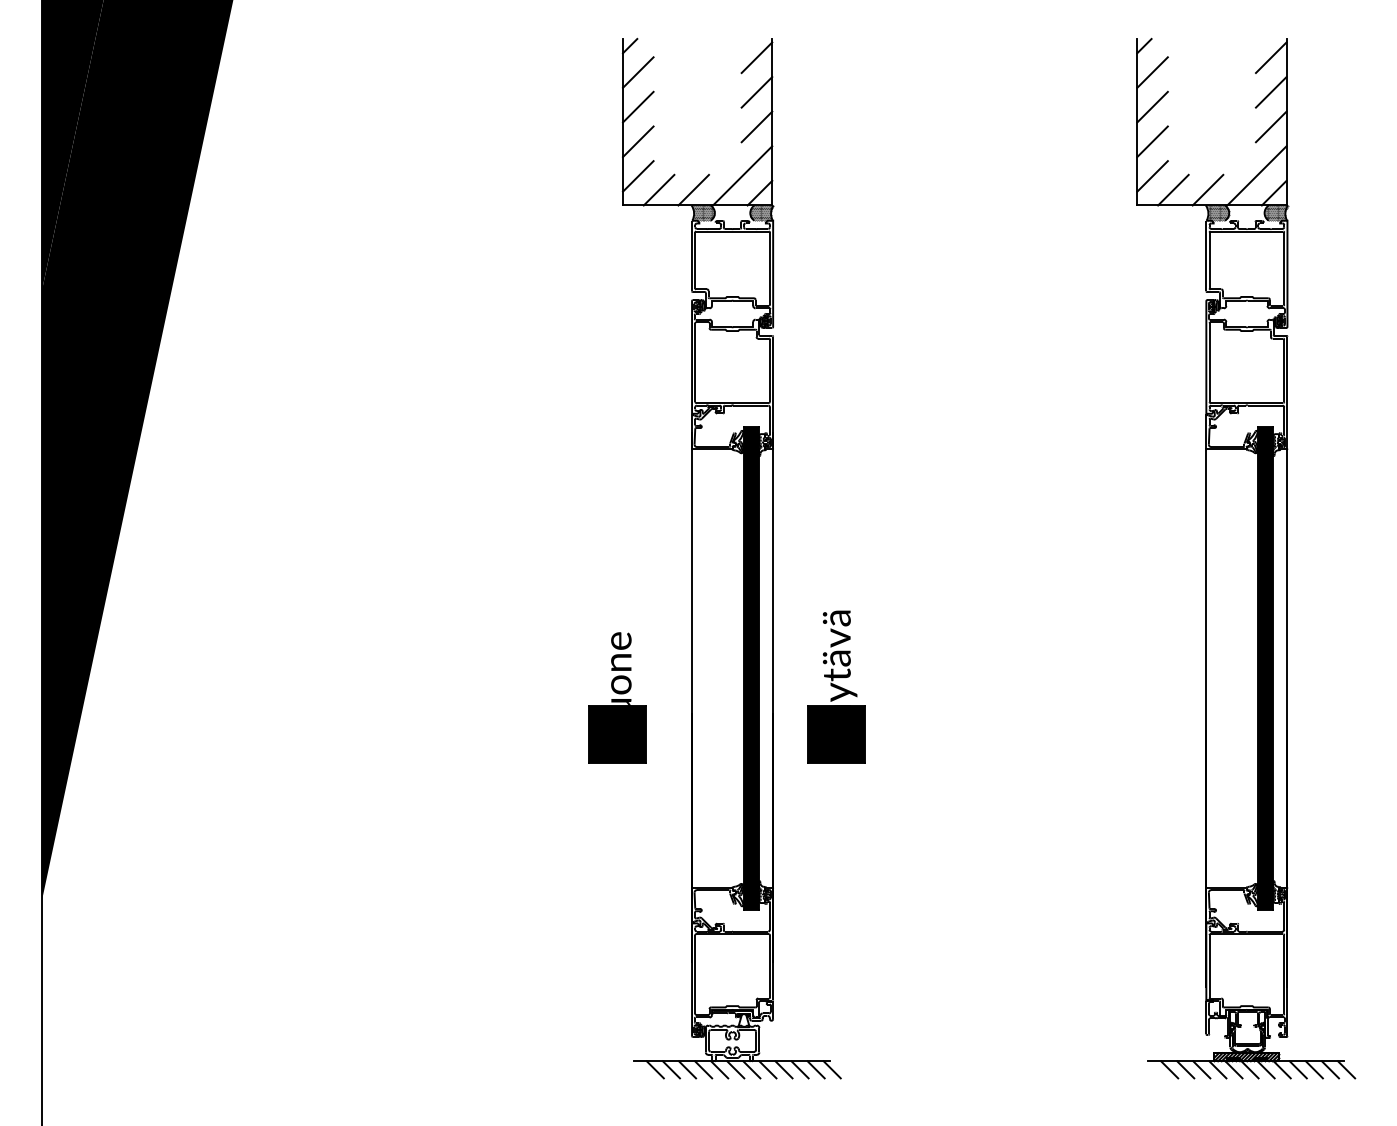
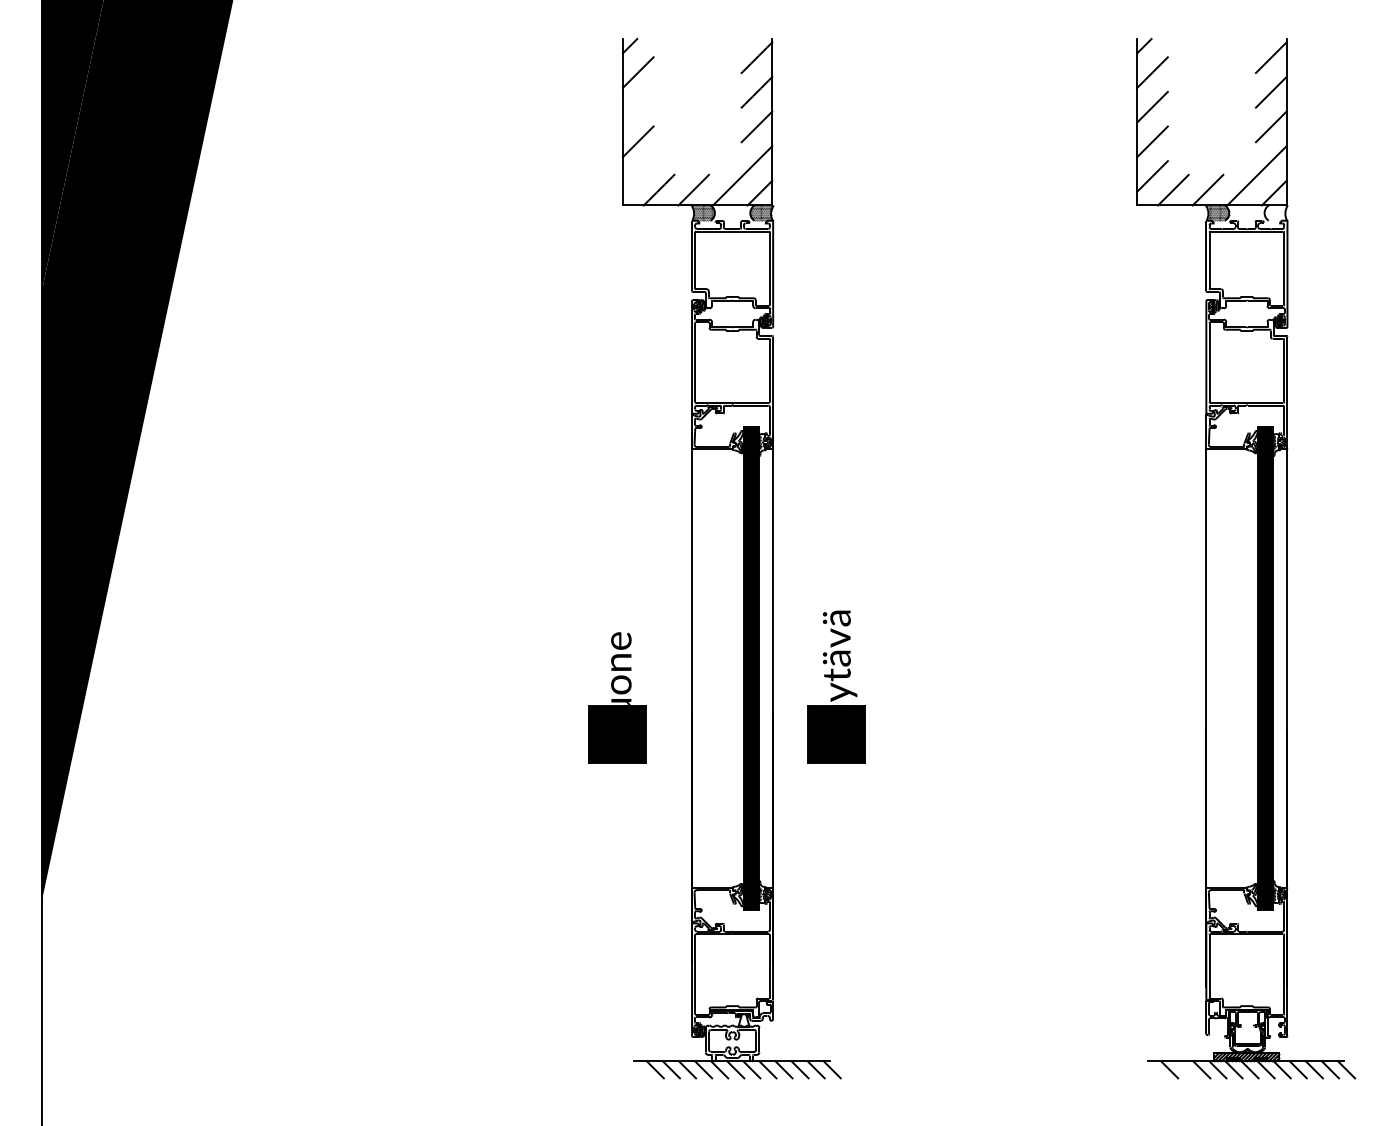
line: present -> none (638, 106)
line: present -> none (638, 176)
hatch: present -> none (1275, 212)
line: present -> none (1185, 1069)
